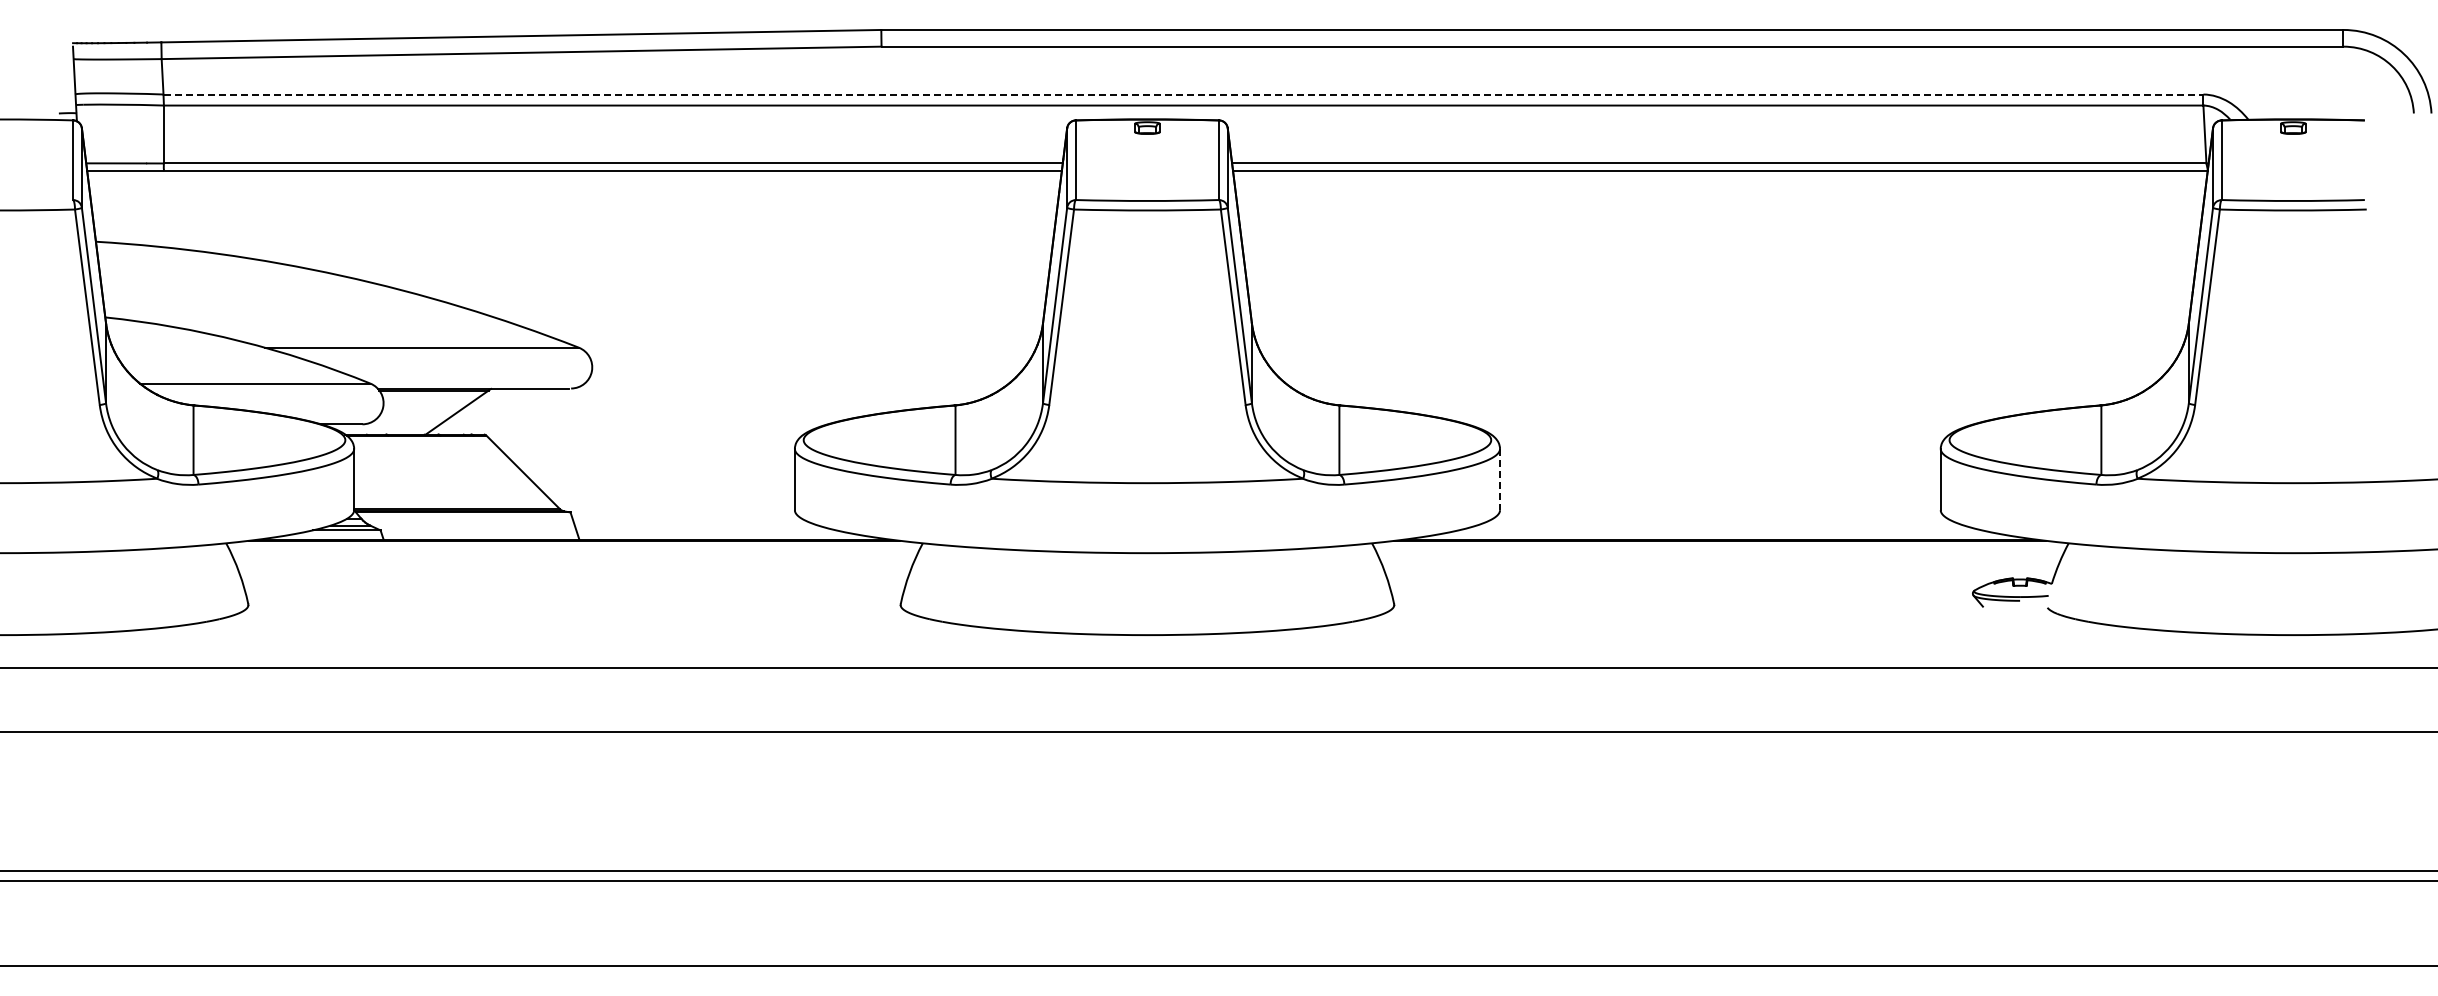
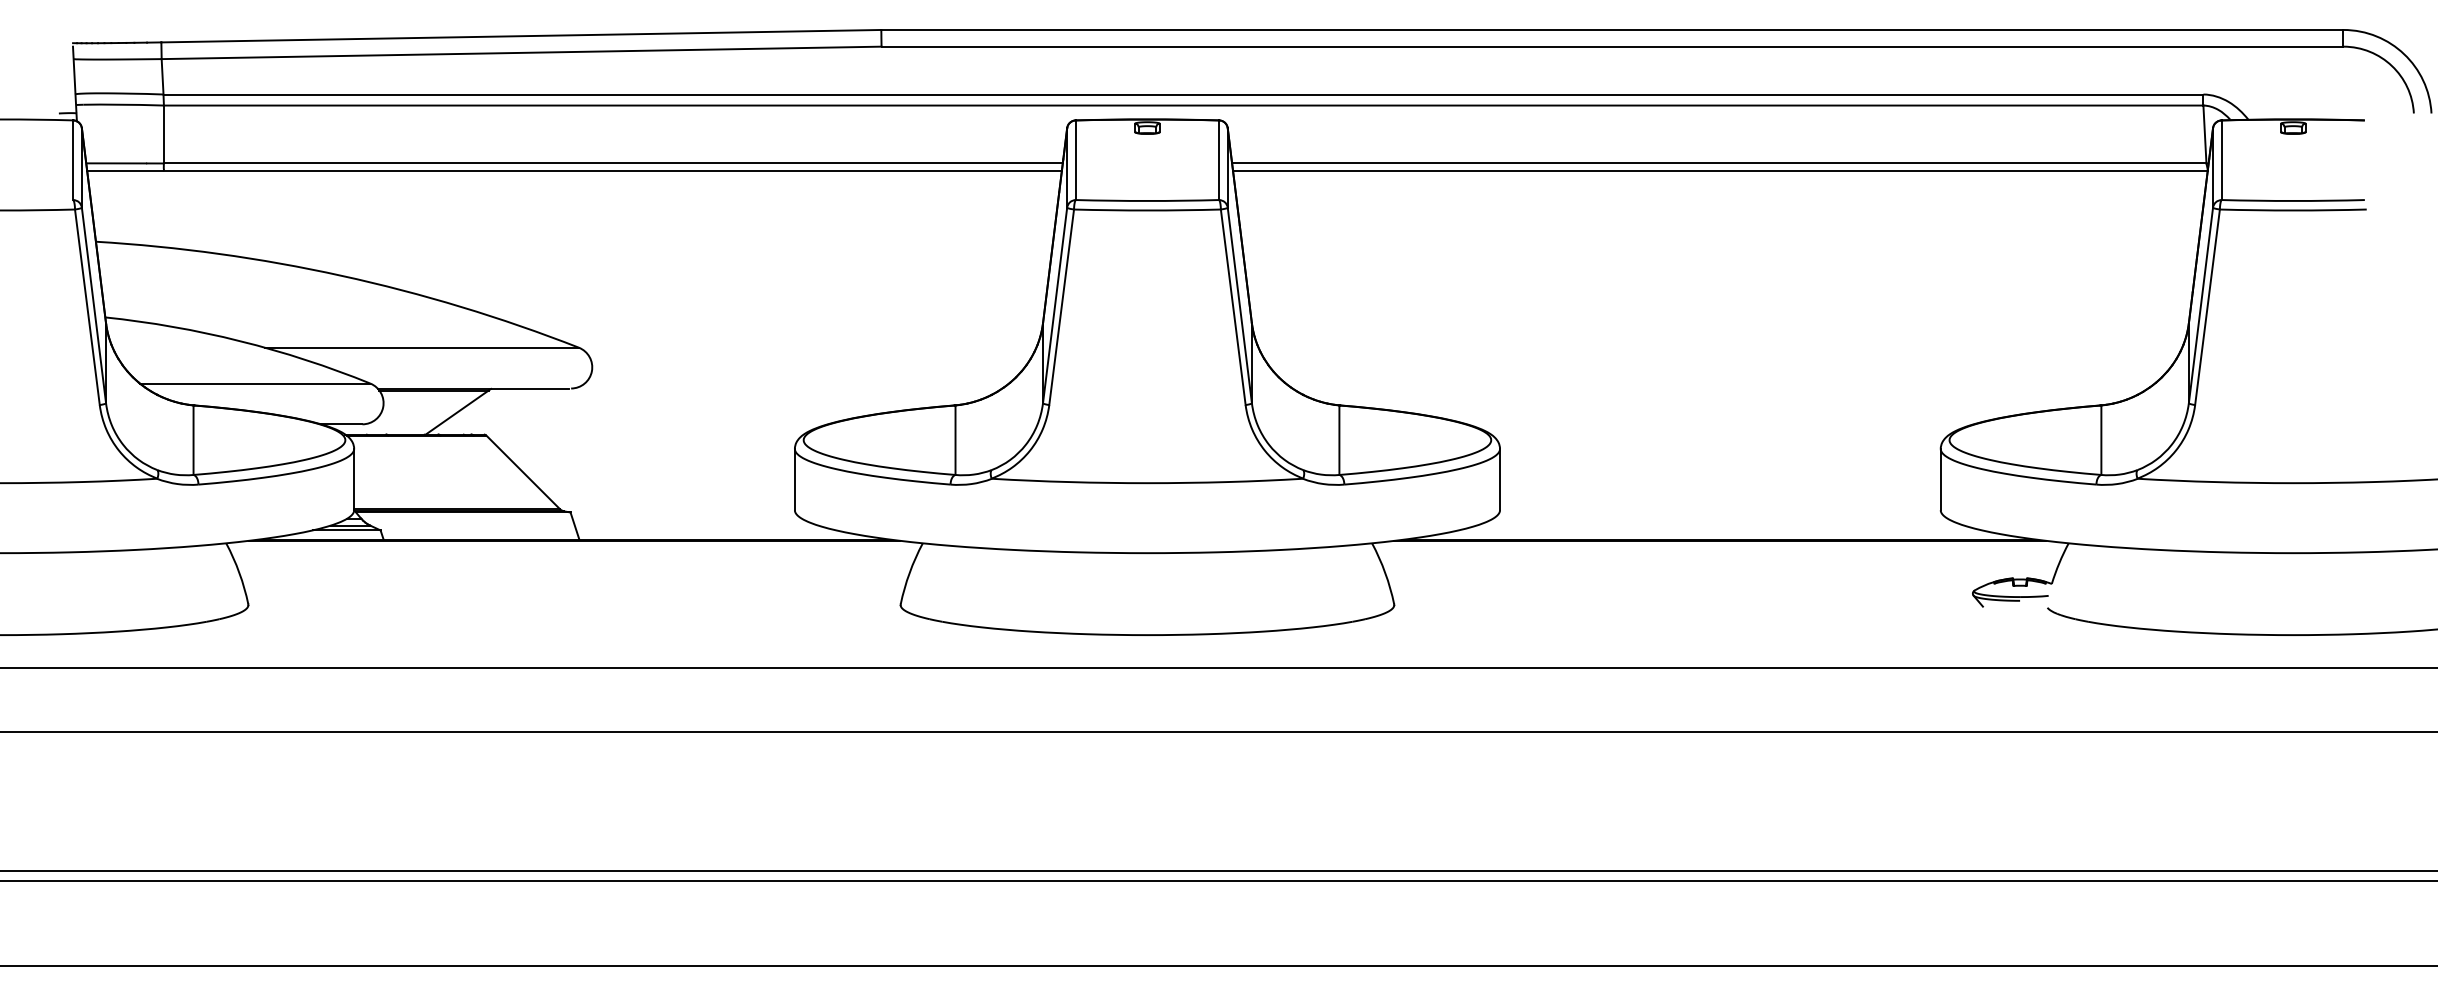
line: dashed -> solid (1183, 94)
line: dashed -> solid (1500, 479)
